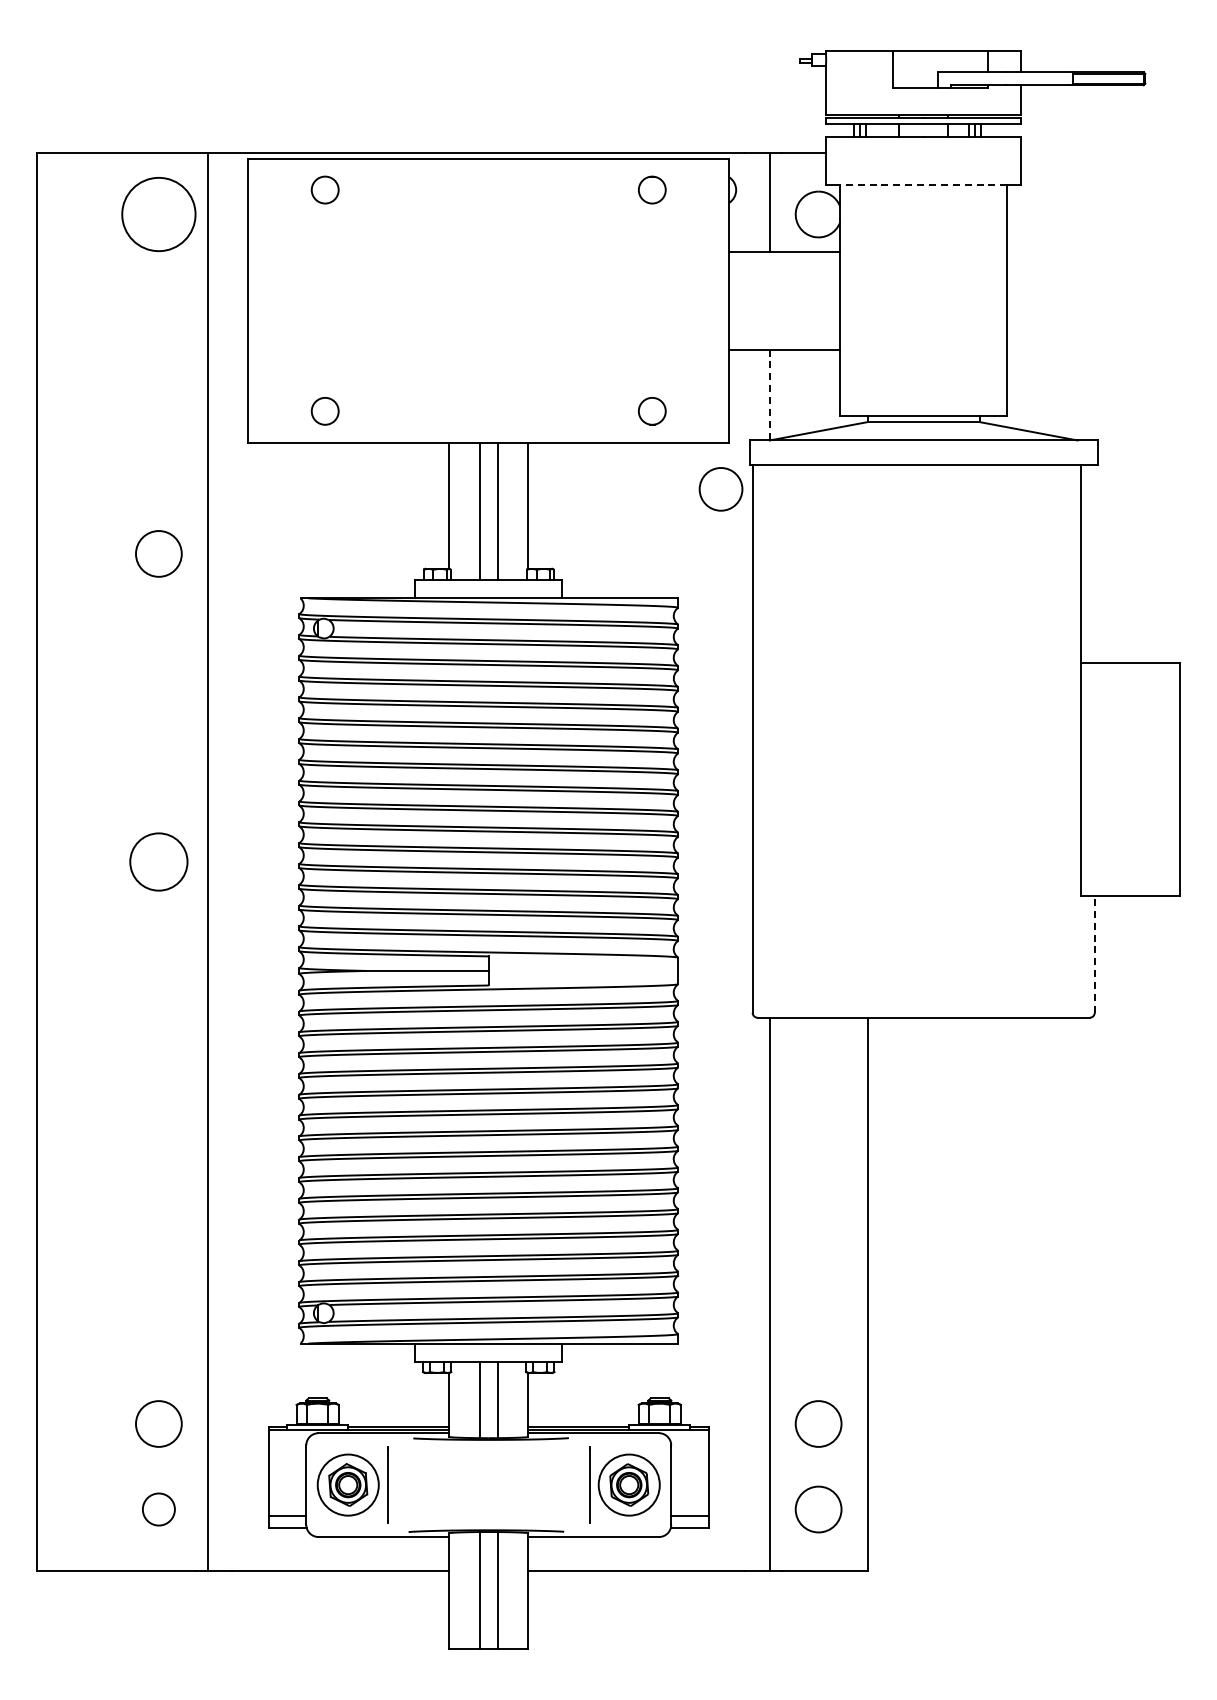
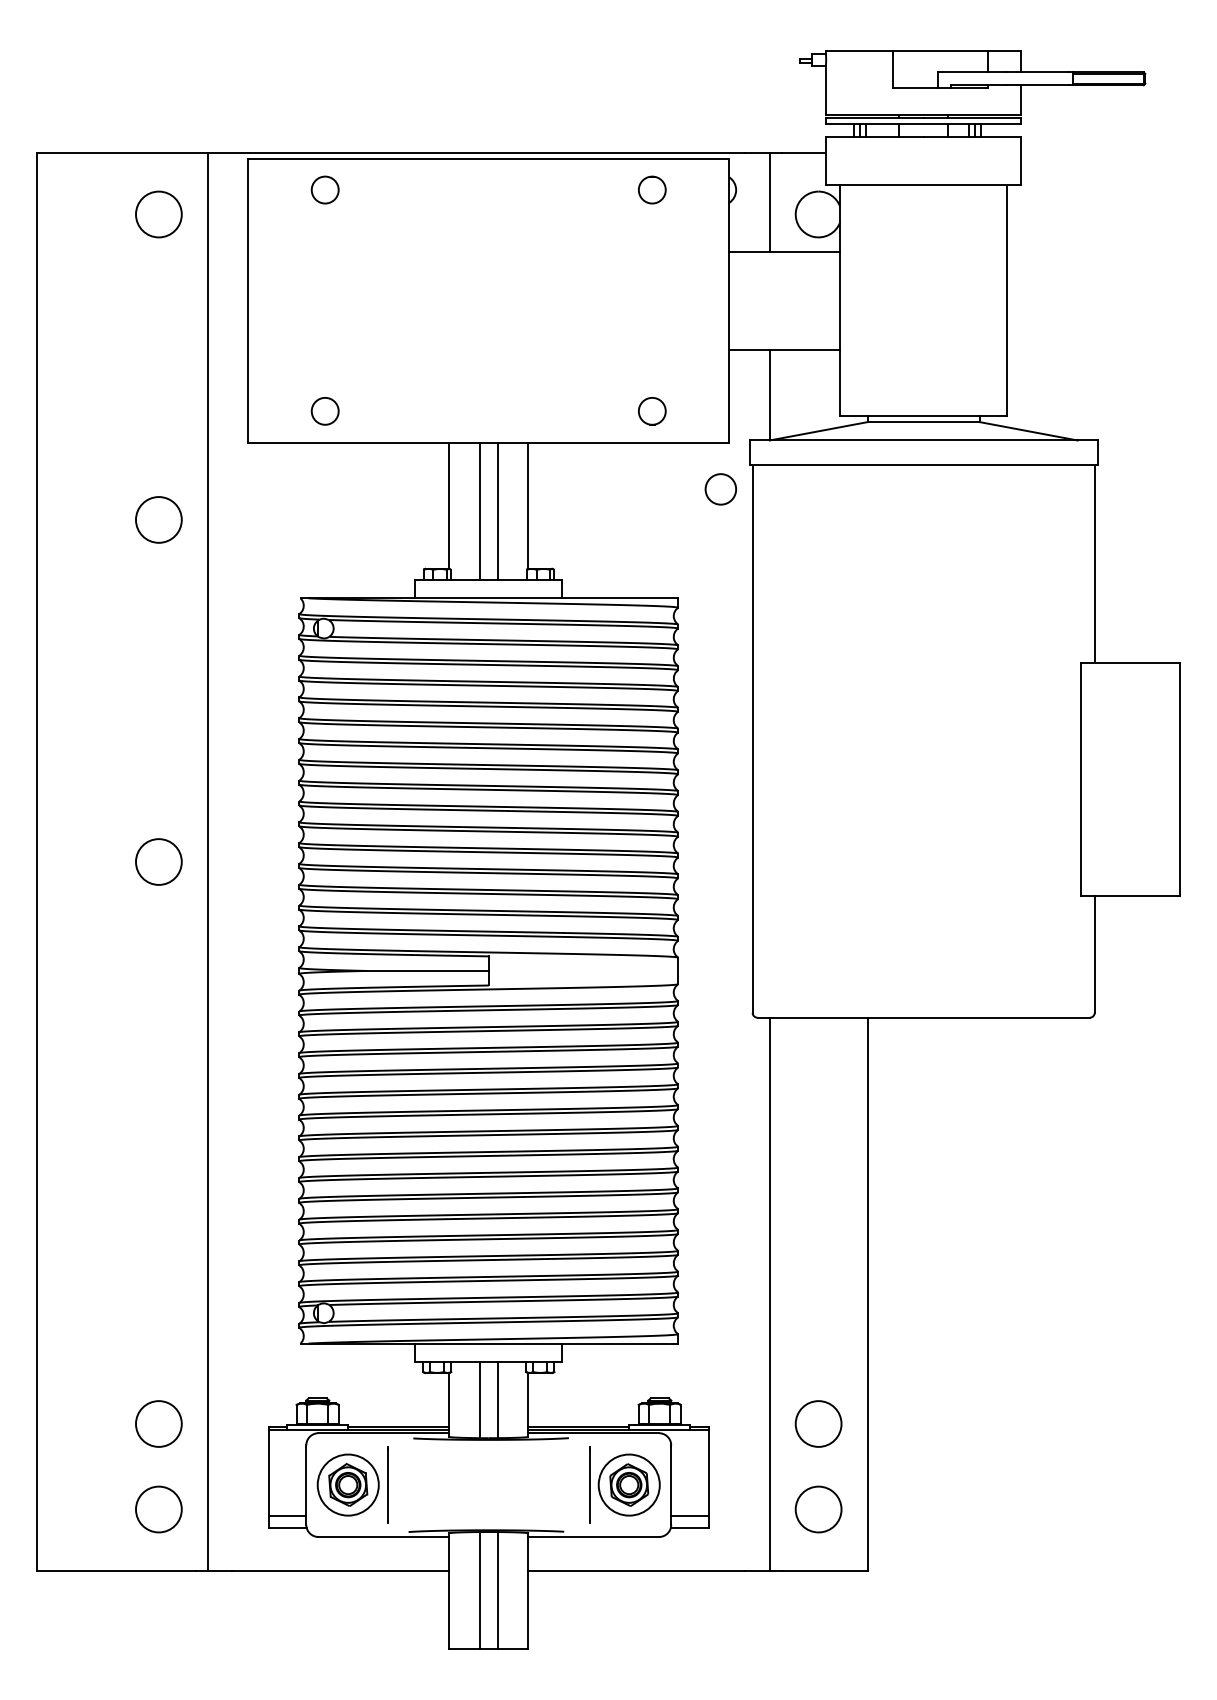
line: dashed -> solid (923, 185)
circle diameter: 73 px -> 46 px (158, 214)
line: dashed -> solid (769, 395)
circle size: 46x45 px -> 33x33 px (720, 489)
circle position: (158, 553) -> (158, 519) (158, 519)
line position: (1080, 563) -> (1094, 563) (1094, 563)
circle diameter: 57 px -> 46 px (158, 861)
line: dashed -> solid (1094, 954)
circle diameter: 32 px -> 46 px (158, 1509)
